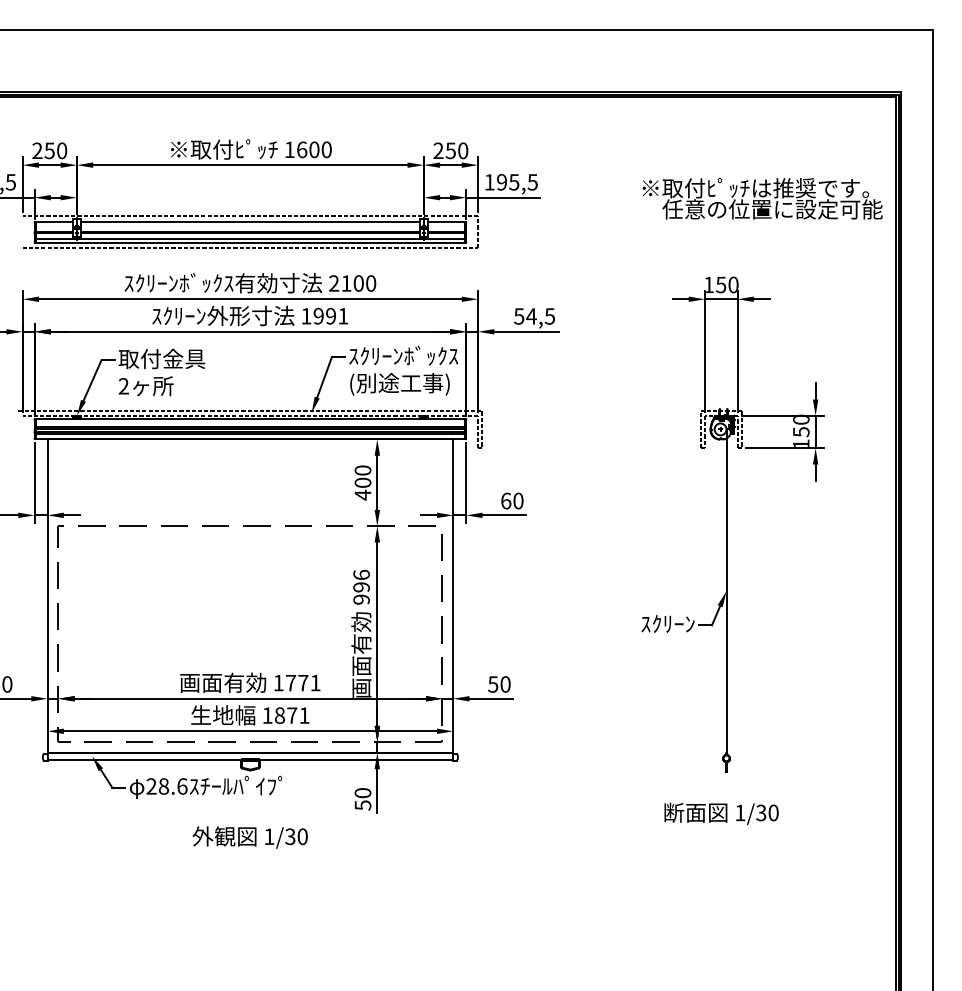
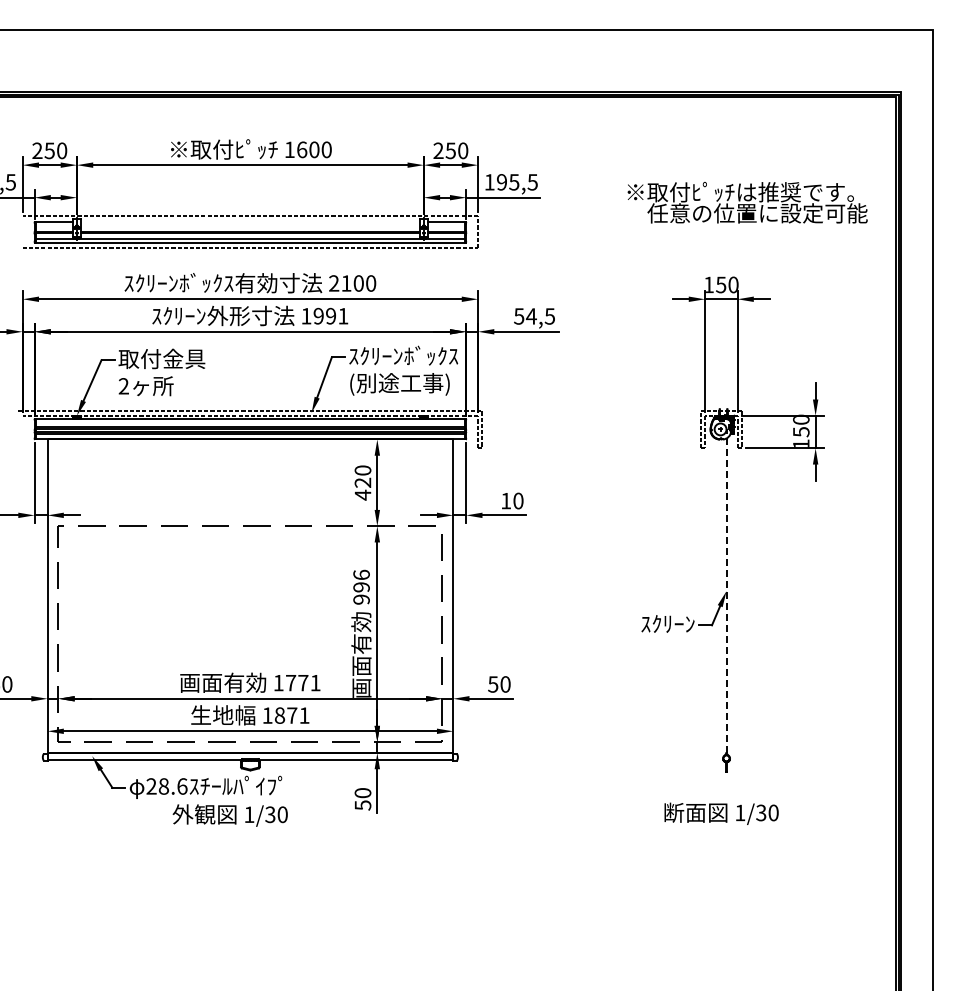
text position: (762, 198) -> (747, 202) (747, 202)
line: present -> none (250, 222)
text: 400 -> 420 (362, 482)
text: 60 -> 10 (506, 500)
line: solid -> dashed (726, 591)
text position: (249, 837) -> (229, 815) (229, 815)
